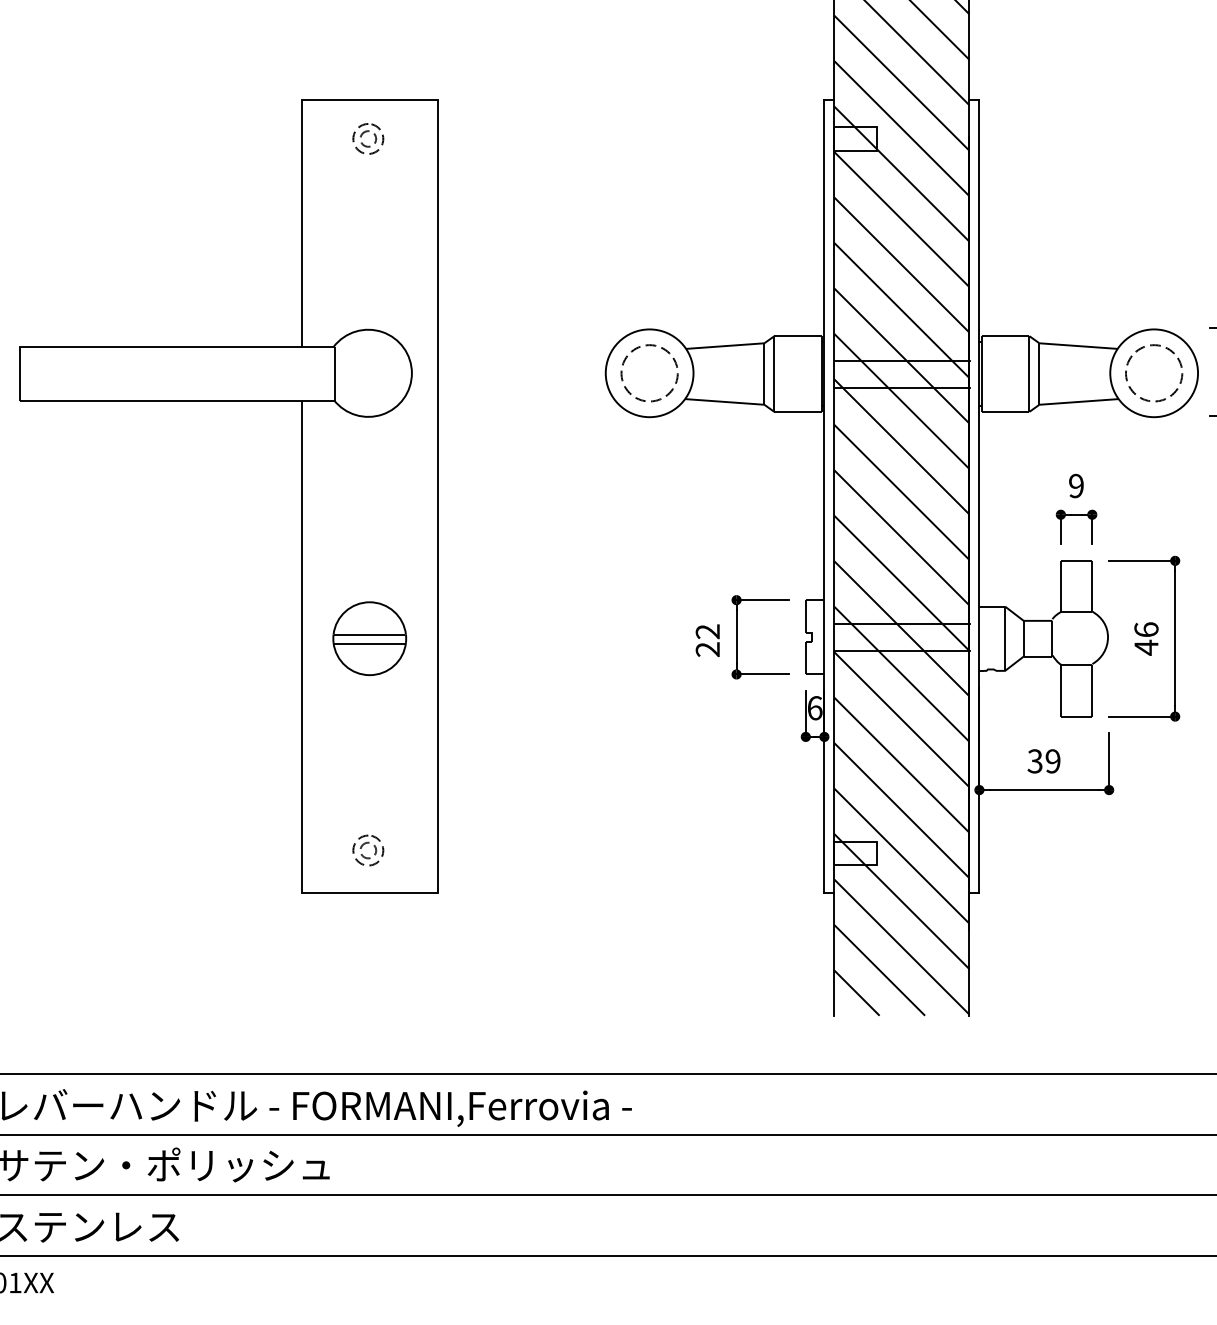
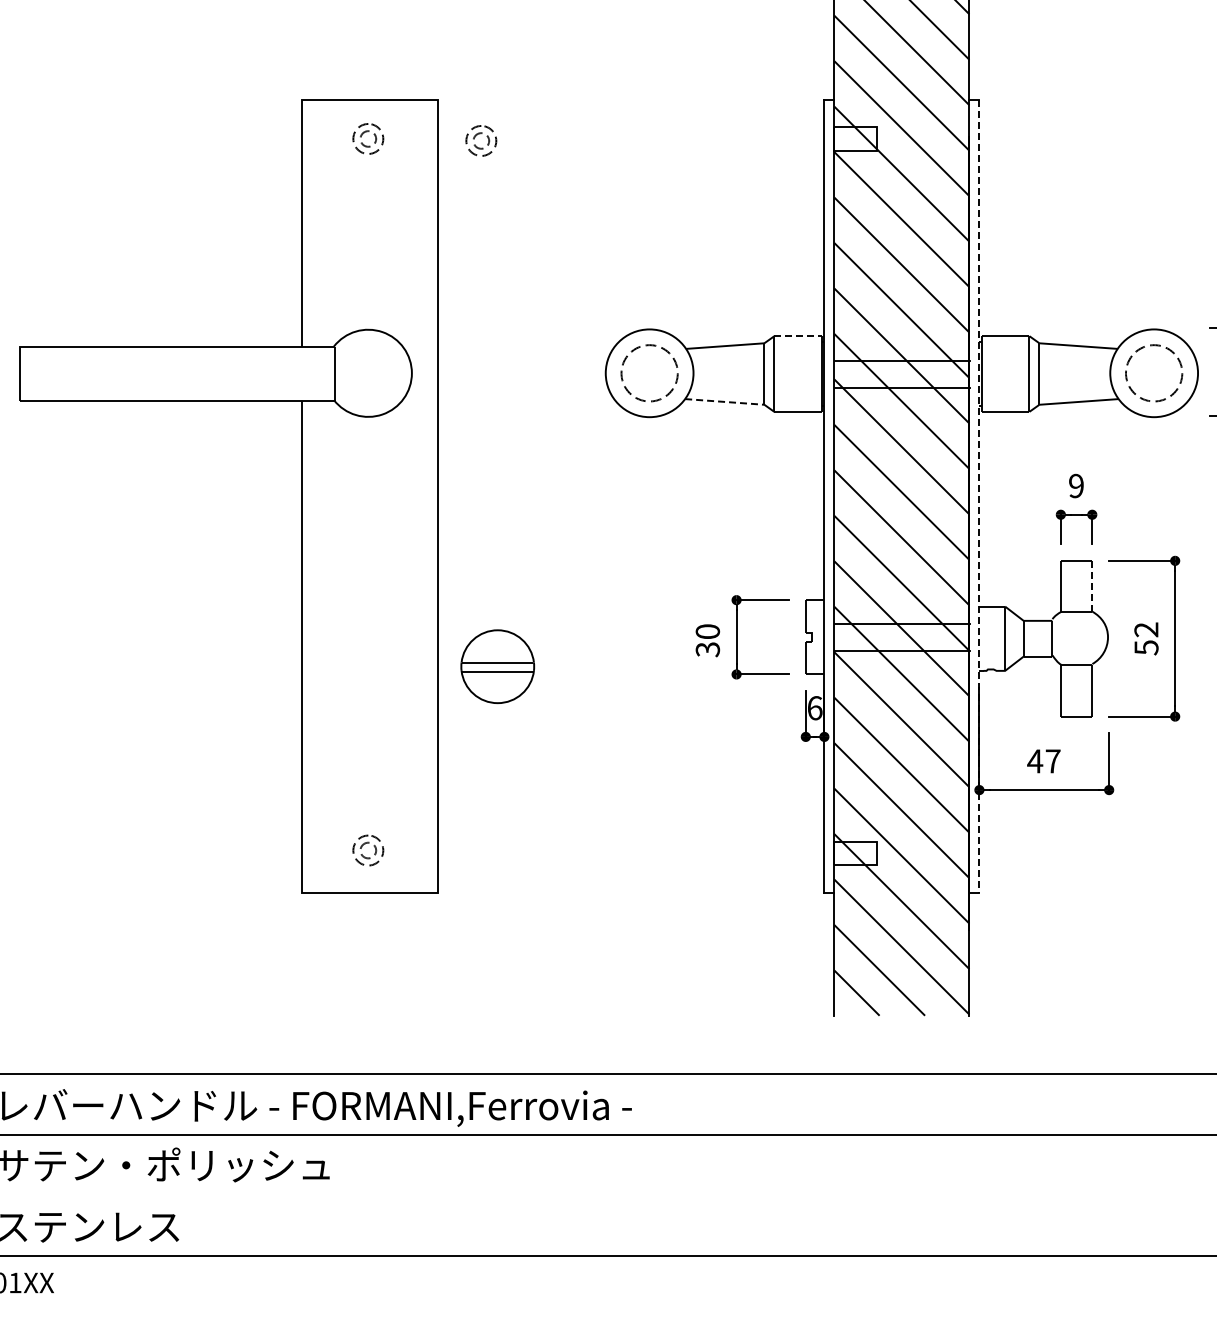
part: none -> present (480, 134)
line: solid -> dashed (797, 336)
line: solid -> dashed (724, 401)
line: solid -> dashed (979, 496)
line: solid -> dashed (1092, 586)
part position: (369, 638) -> (497, 666) (497, 666)
text: 46 -> 52 (1146, 638)
text: 22 -> 30 (707, 640)
text: 39 -> 47 (1043, 761)
line: present -> none (607, 1195)
